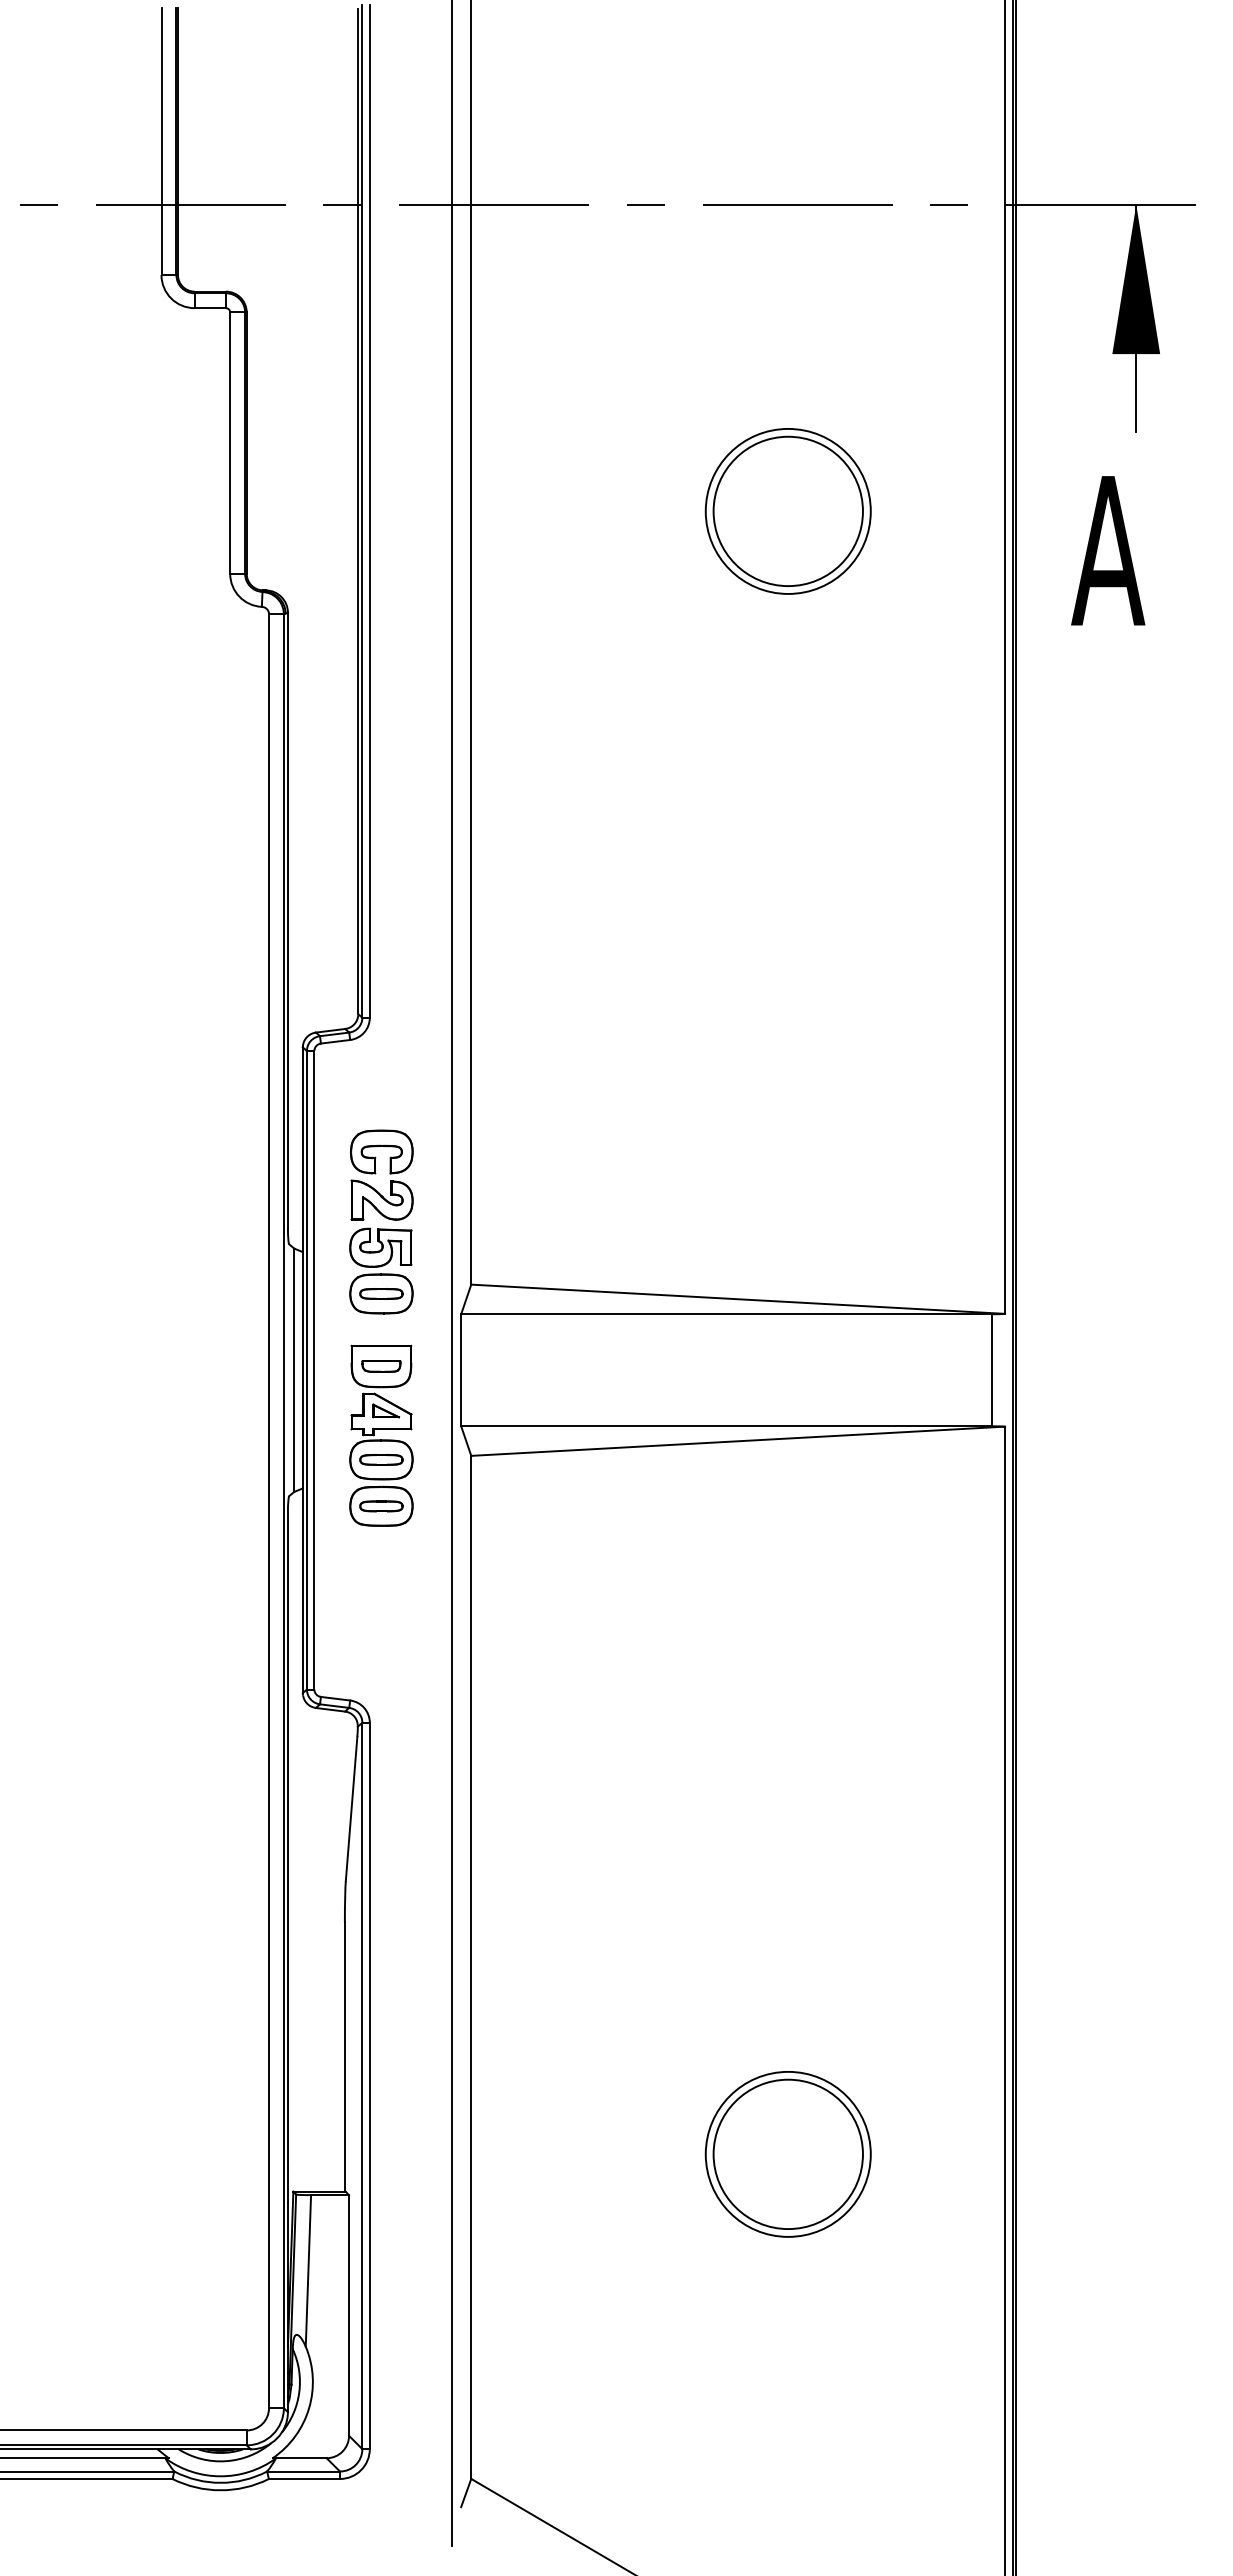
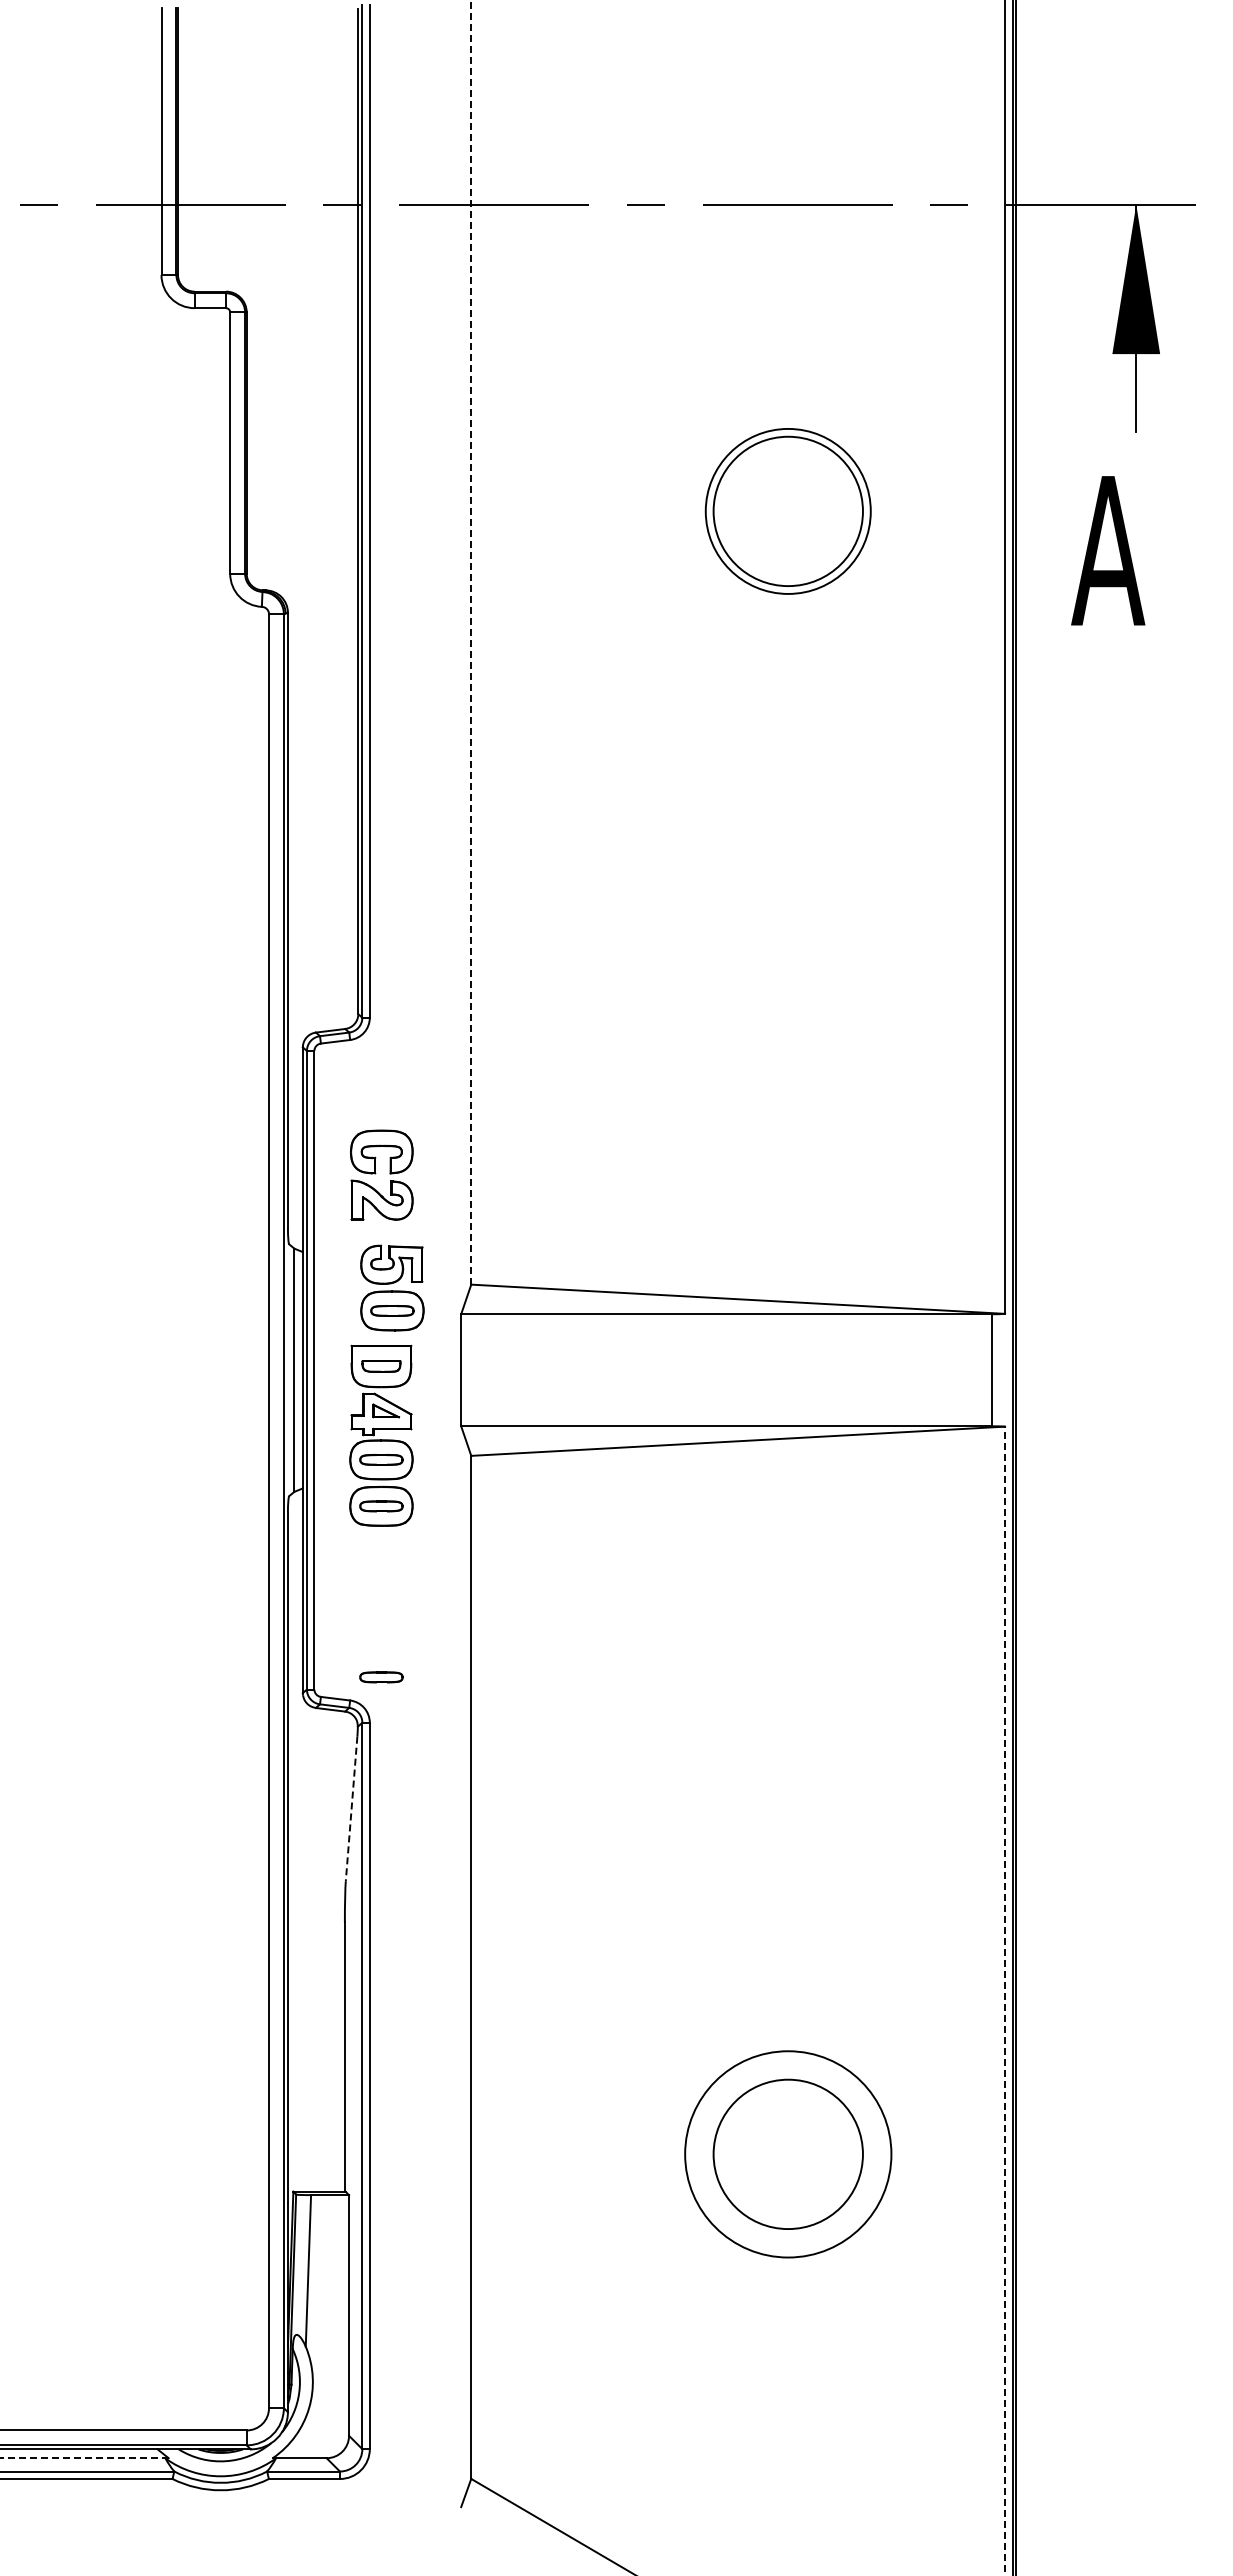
line: solid -> dashed (471, 641)
part position: (381, 1270) -> (392, 1287) (392, 1287)
line: present -> none (452, 1274)
part: none -> present (381, 1677)
line: solid -> dashed (351, 1809)
line: solid -> dashed (1005, 2001)
circle diameter: 165 px -> 206 px (788, 2154)
line: solid -> dashed (84, 2458)
